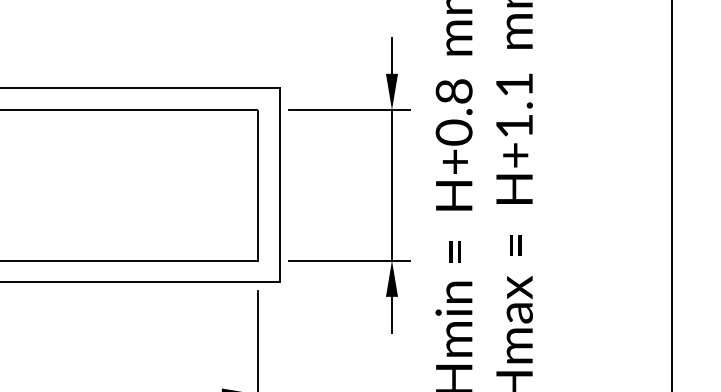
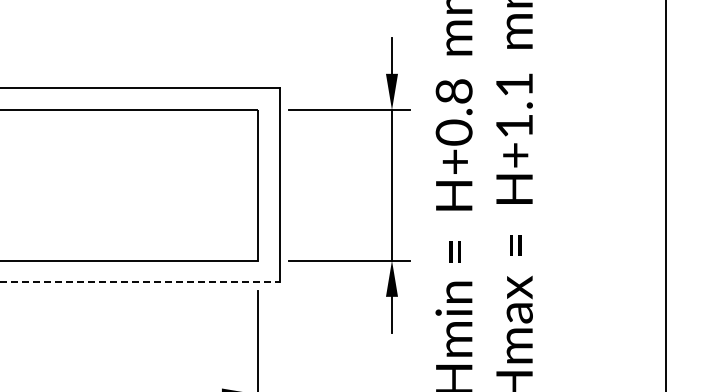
line position: (671, 195) -> (665, 195) (665, 195)
line: solid -> dashed (140, 282)
